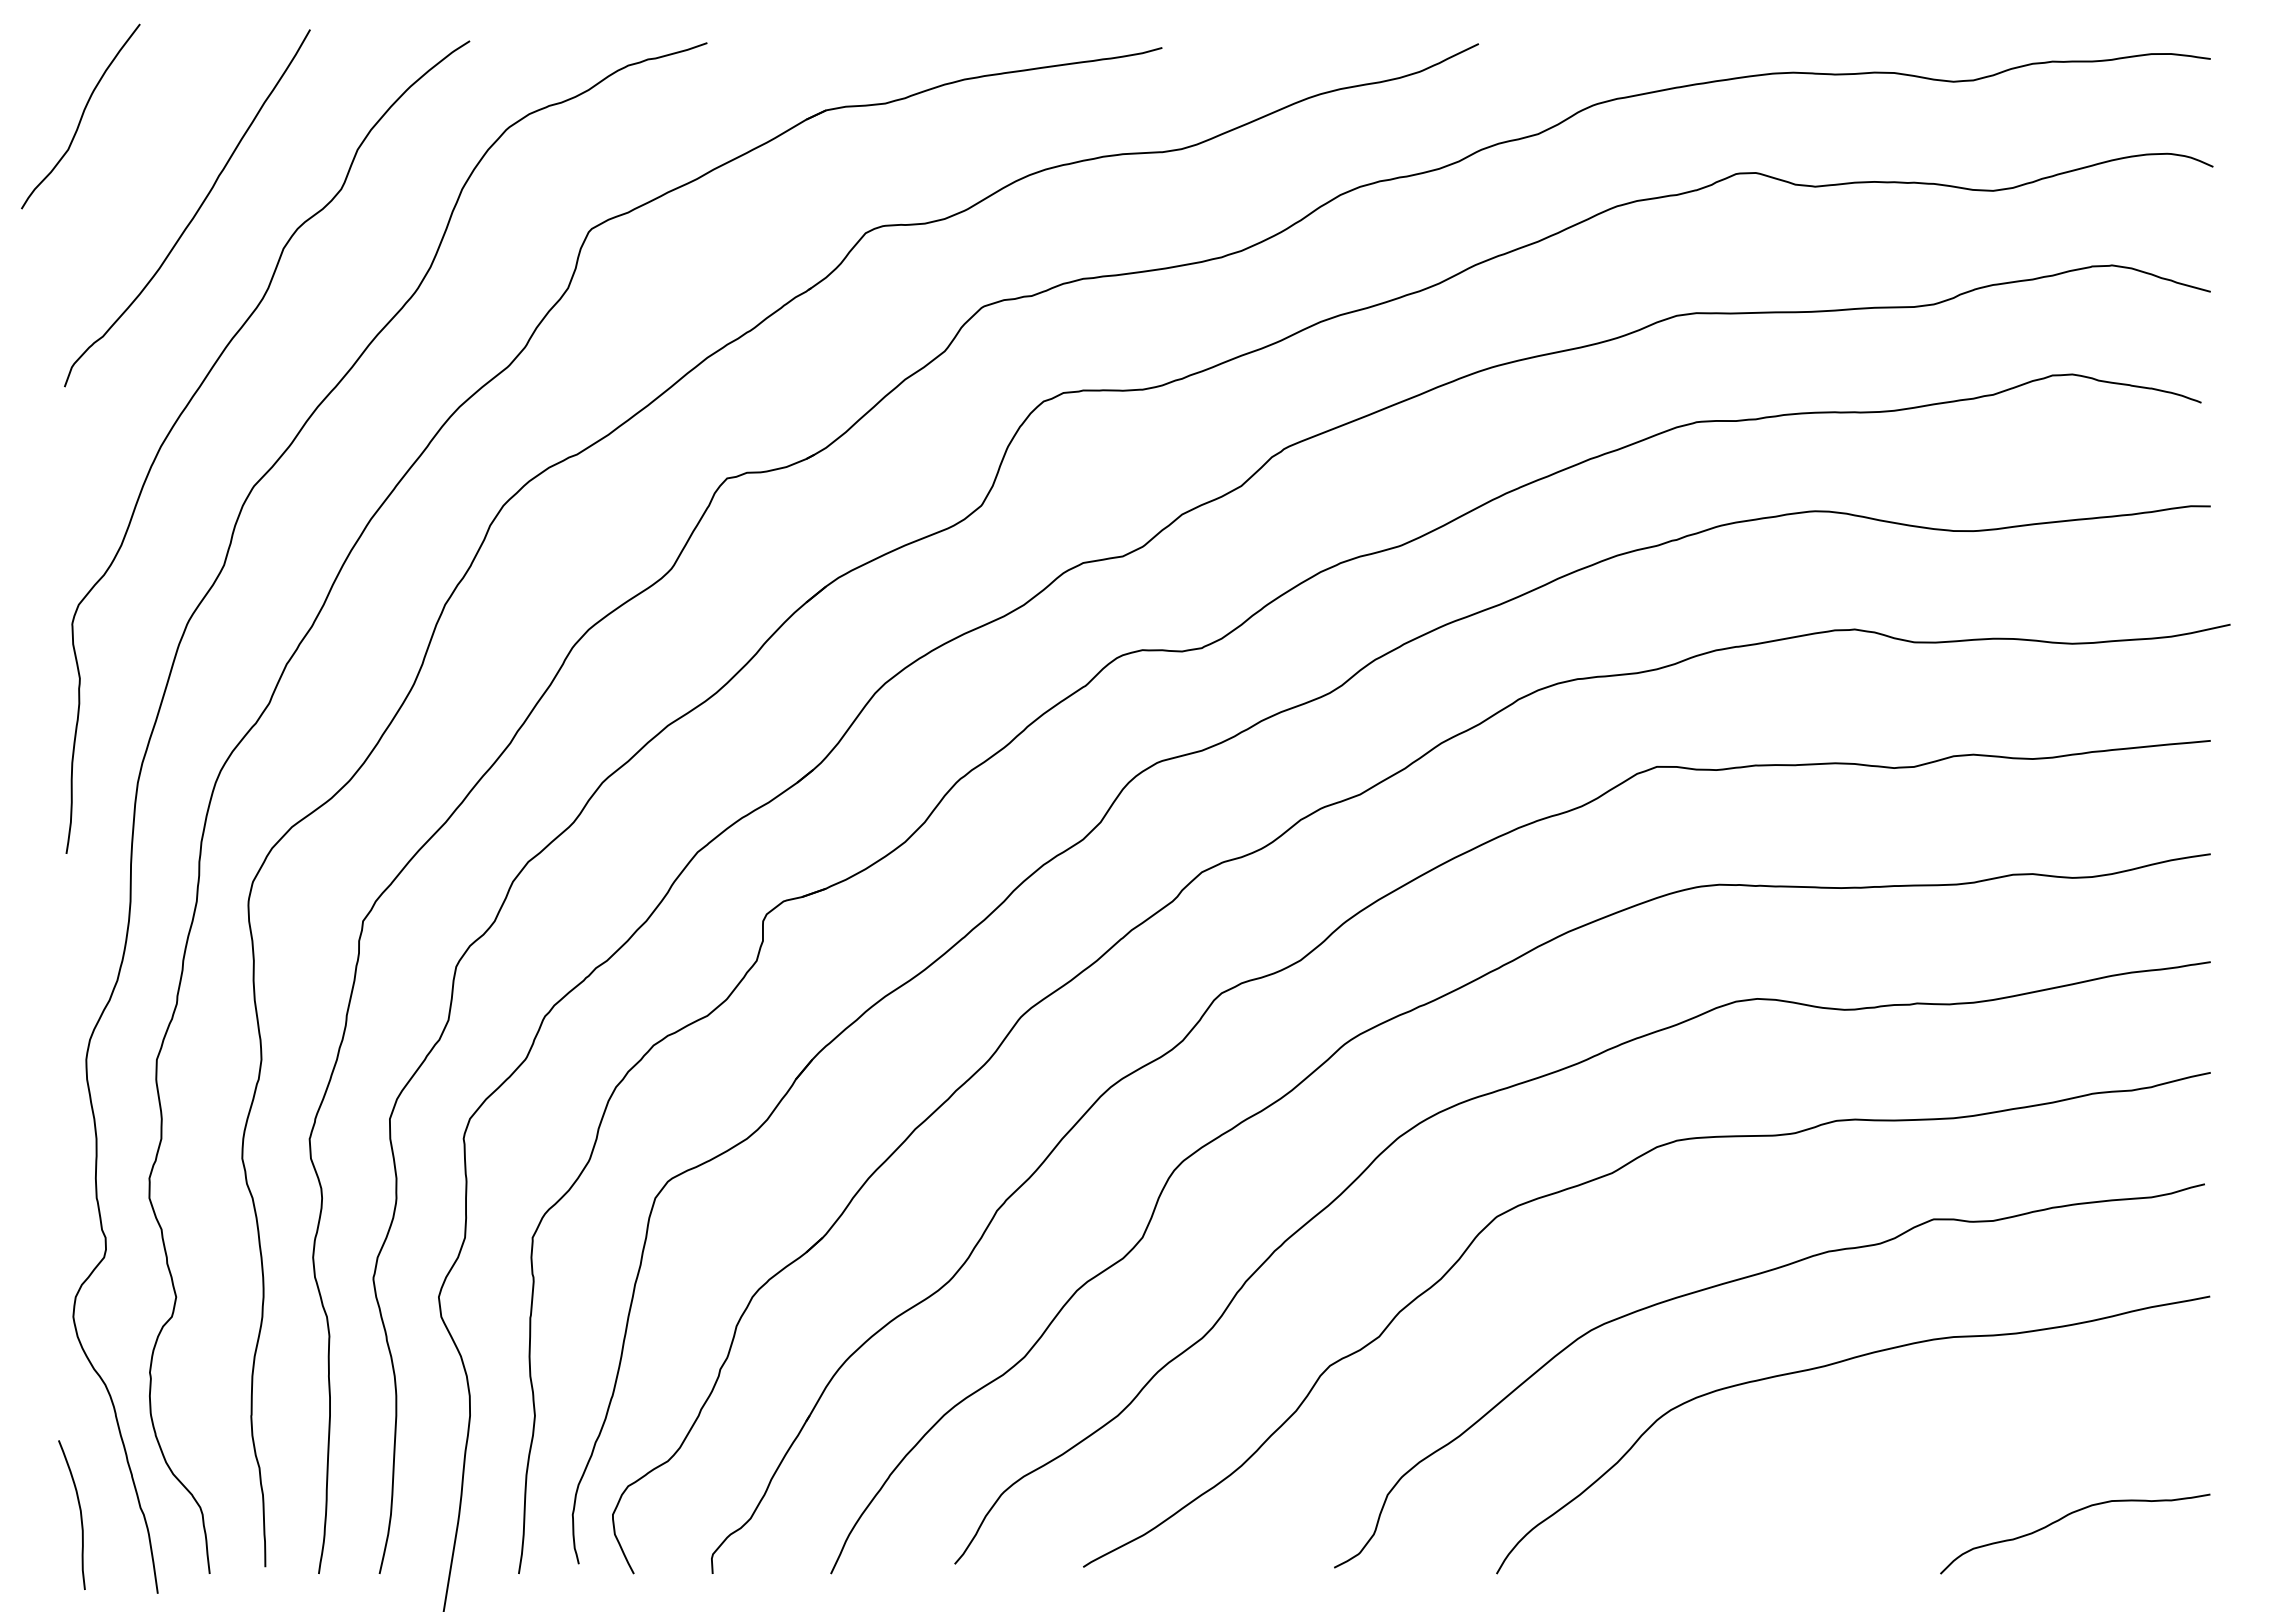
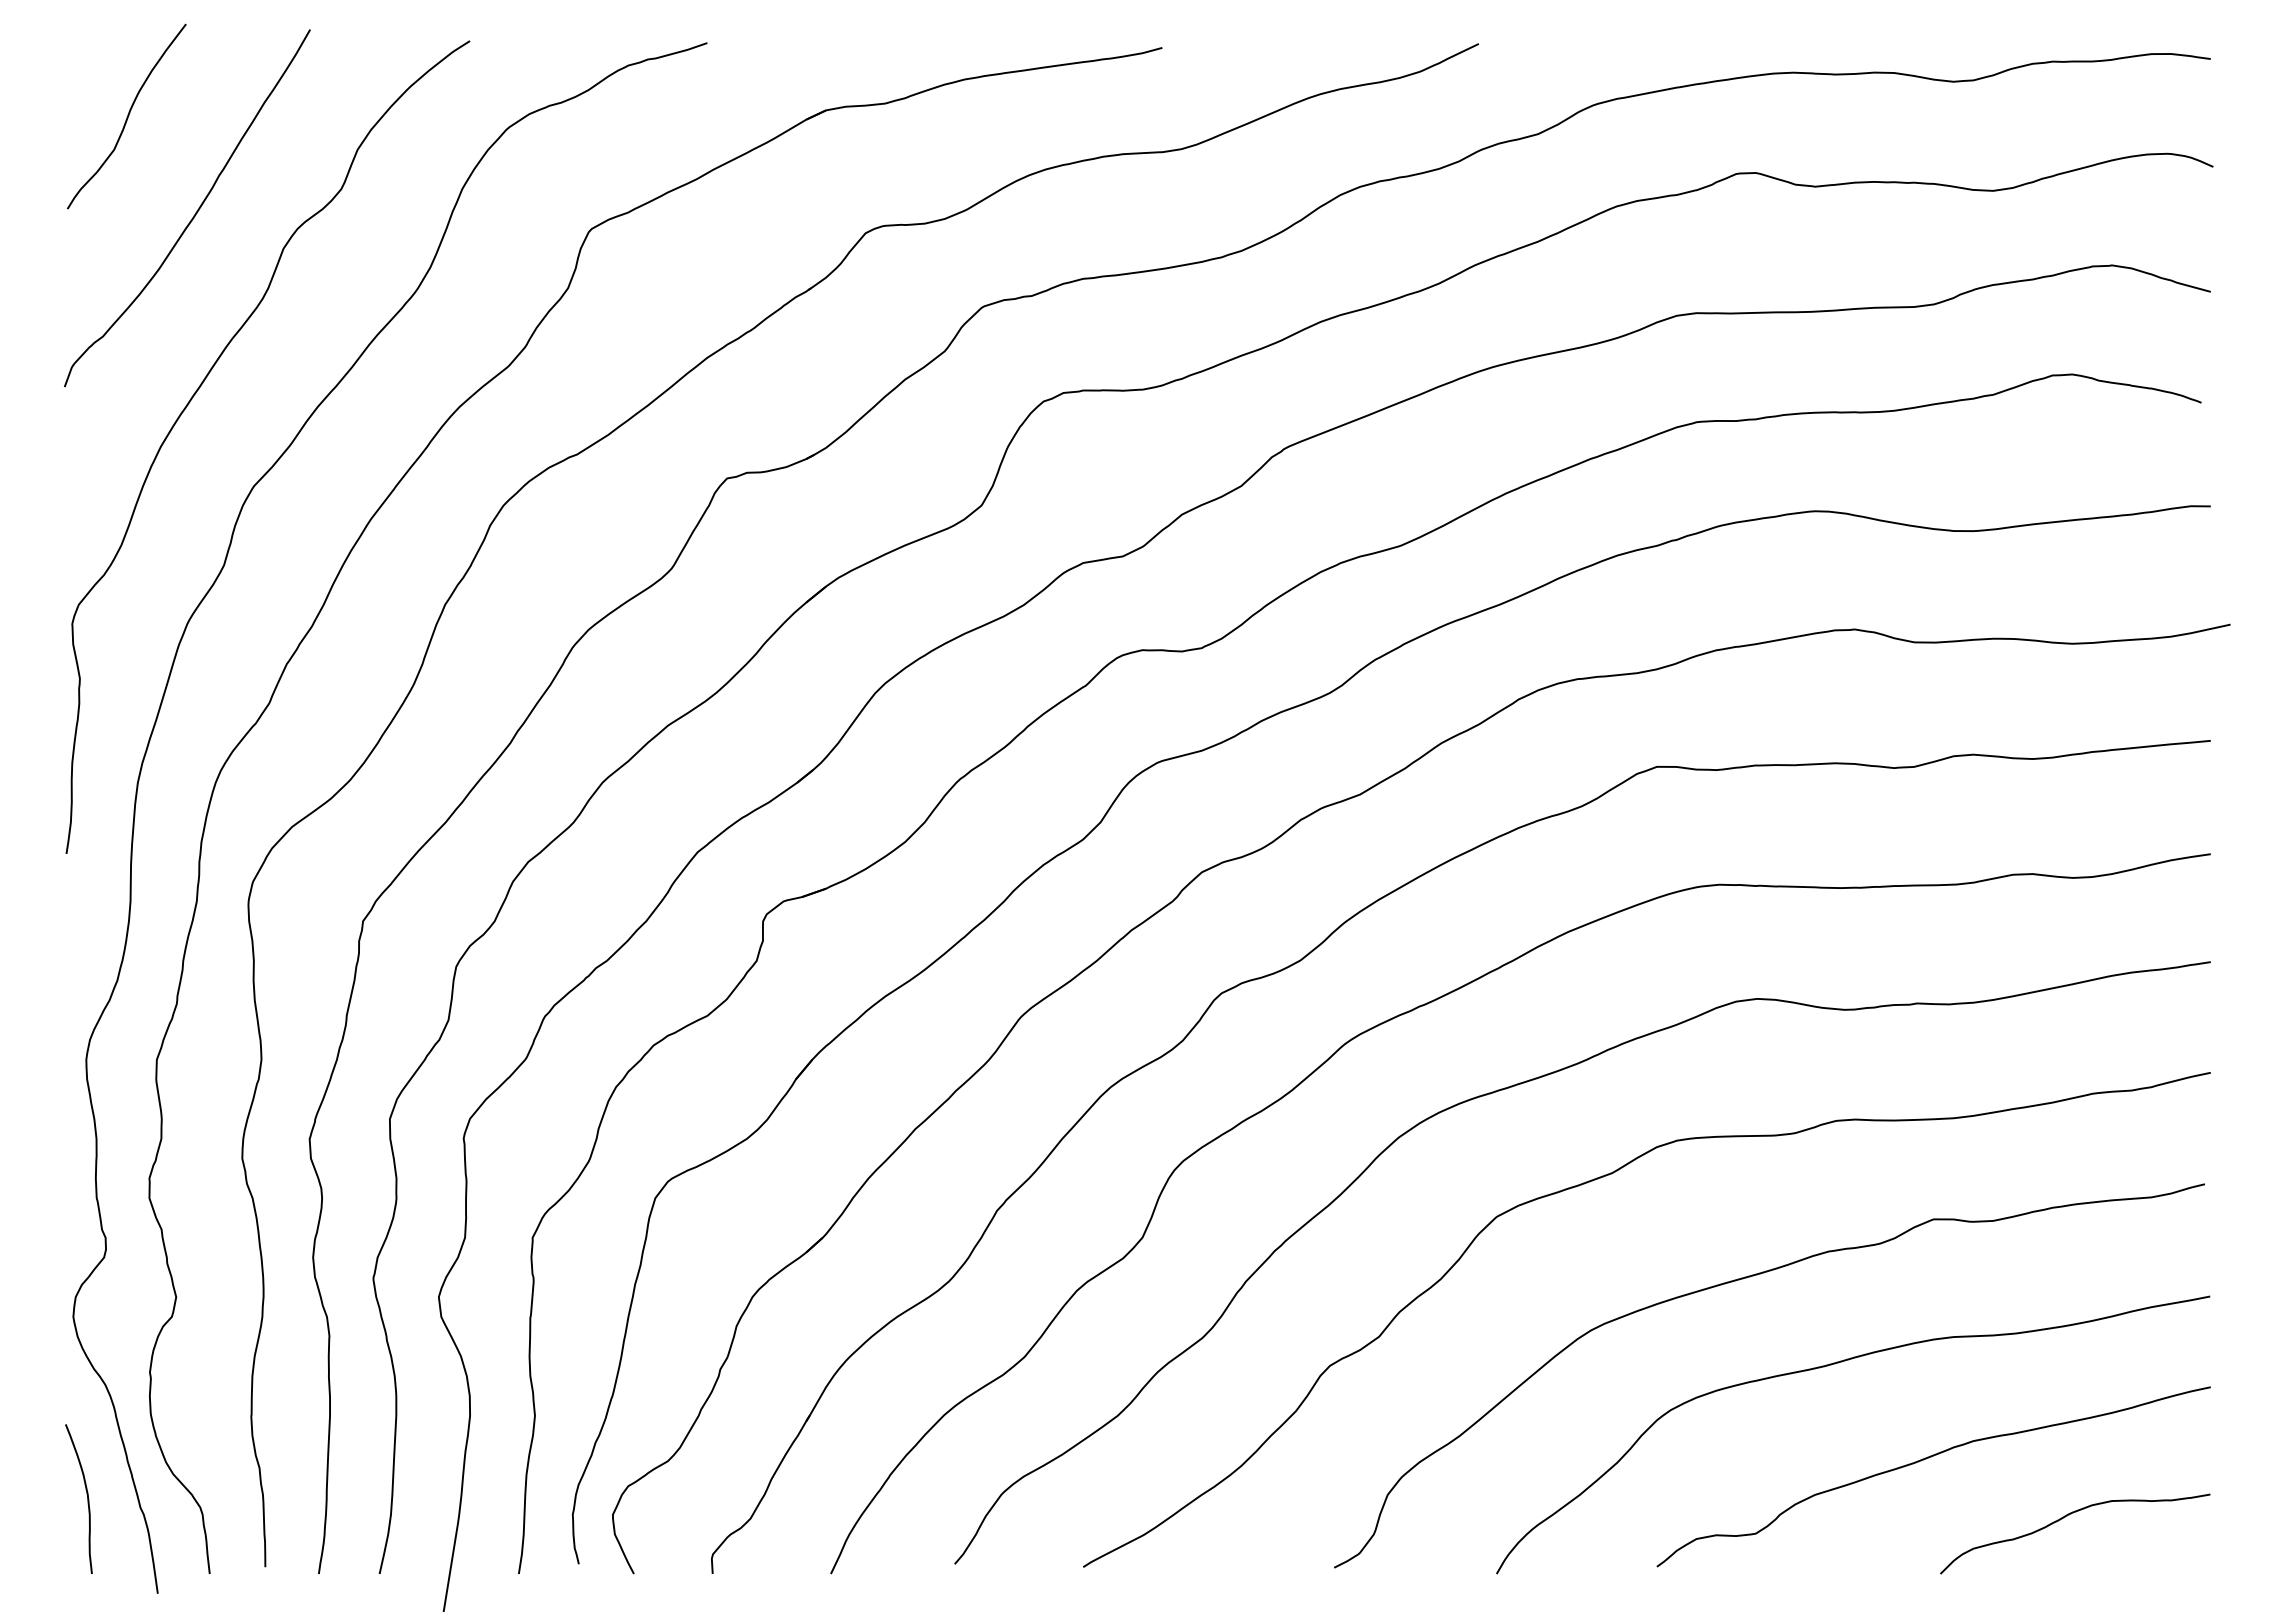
curve position: (81, 116) -> (127, 116) (127, 116)
curve: none -> present (1926, 1459)
curve position: (79, 1510) -> (86, 1494) (86, 1494)
